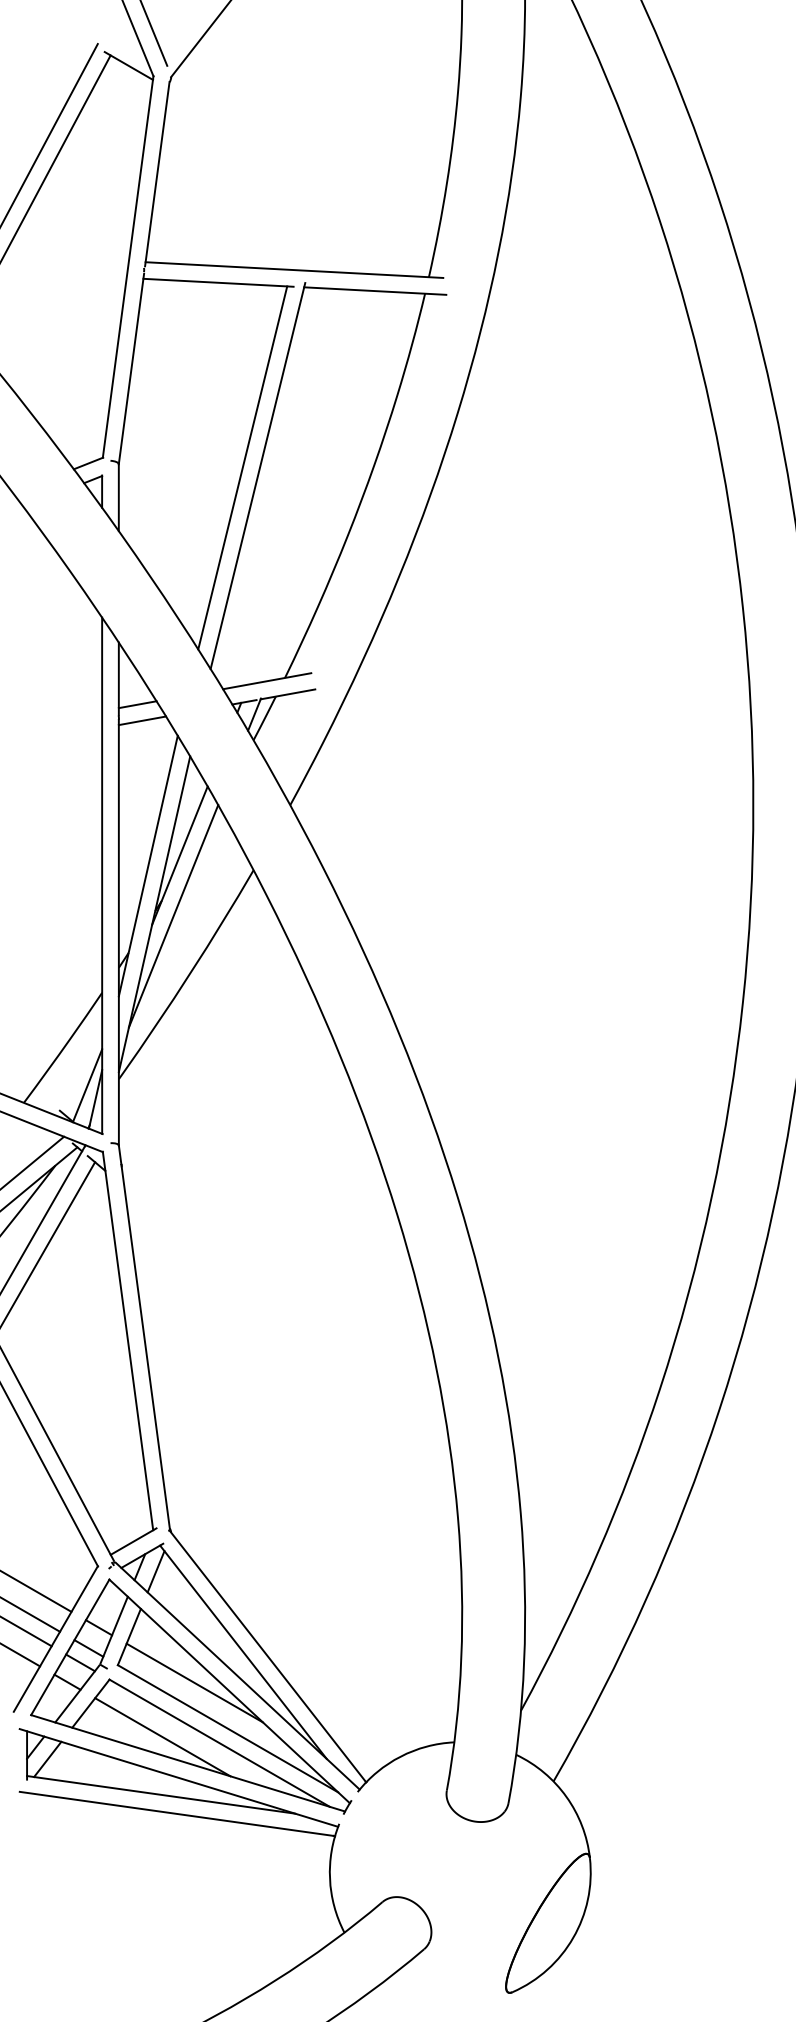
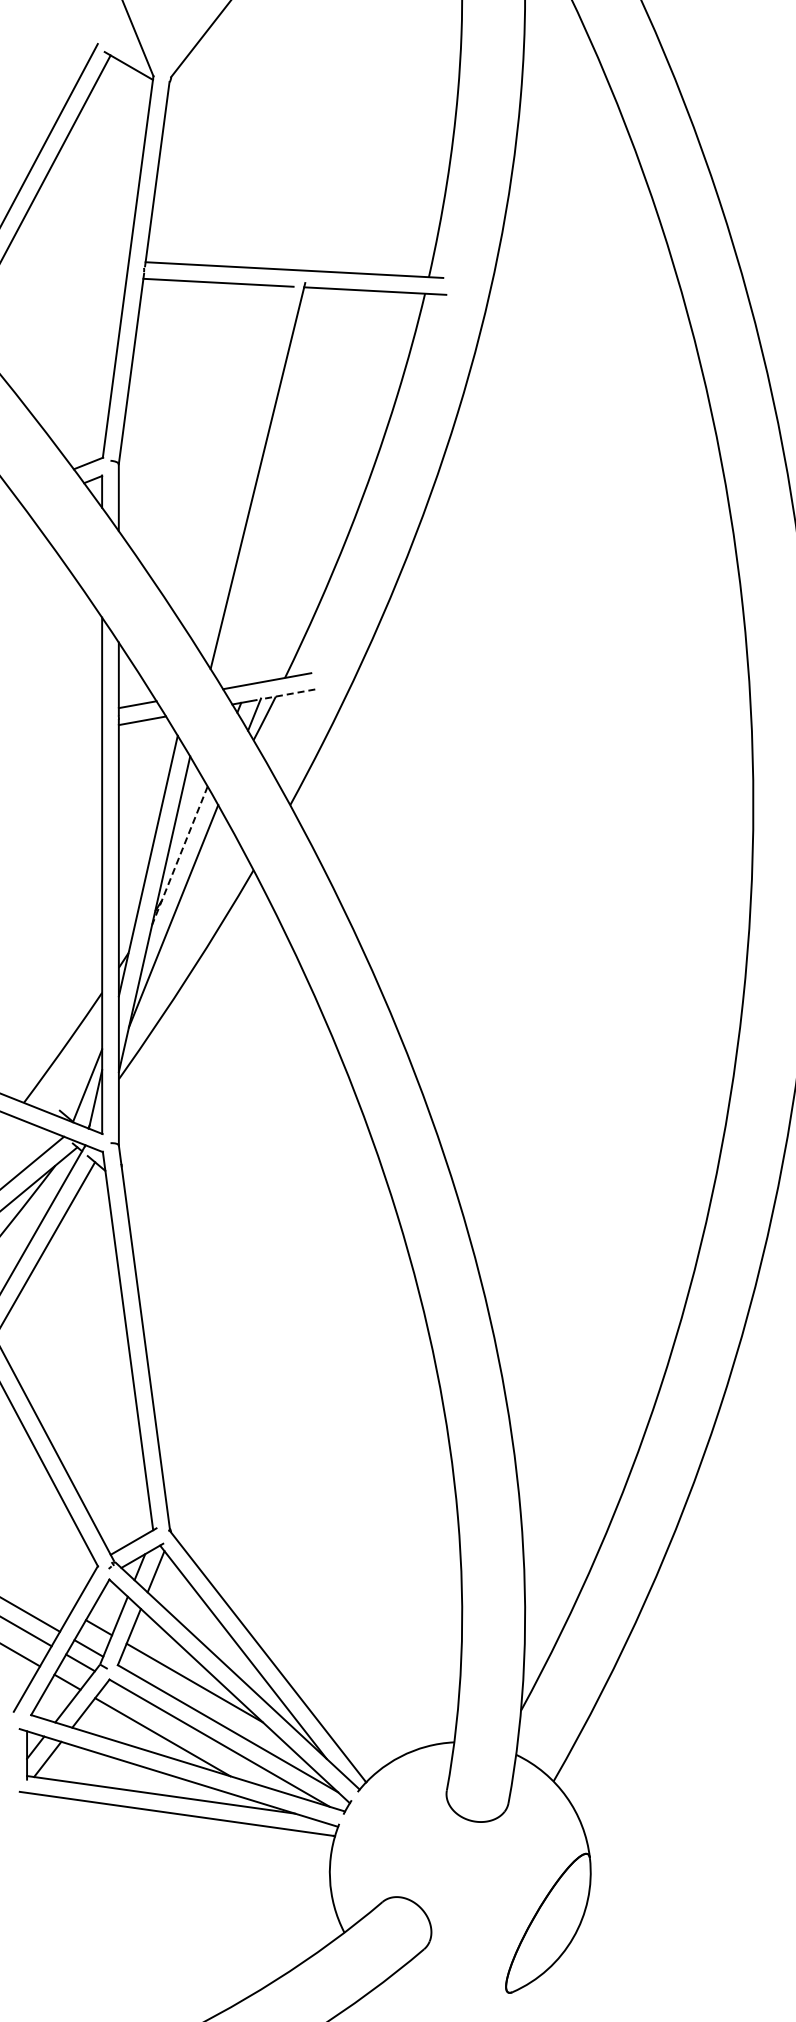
line: present -> none (154, 33)
line: present -> none (242, 467)
line: solid -> dashed (287, 694)
line: solid -> dashed (179, 855)
line: present -> none (36, 1591)
